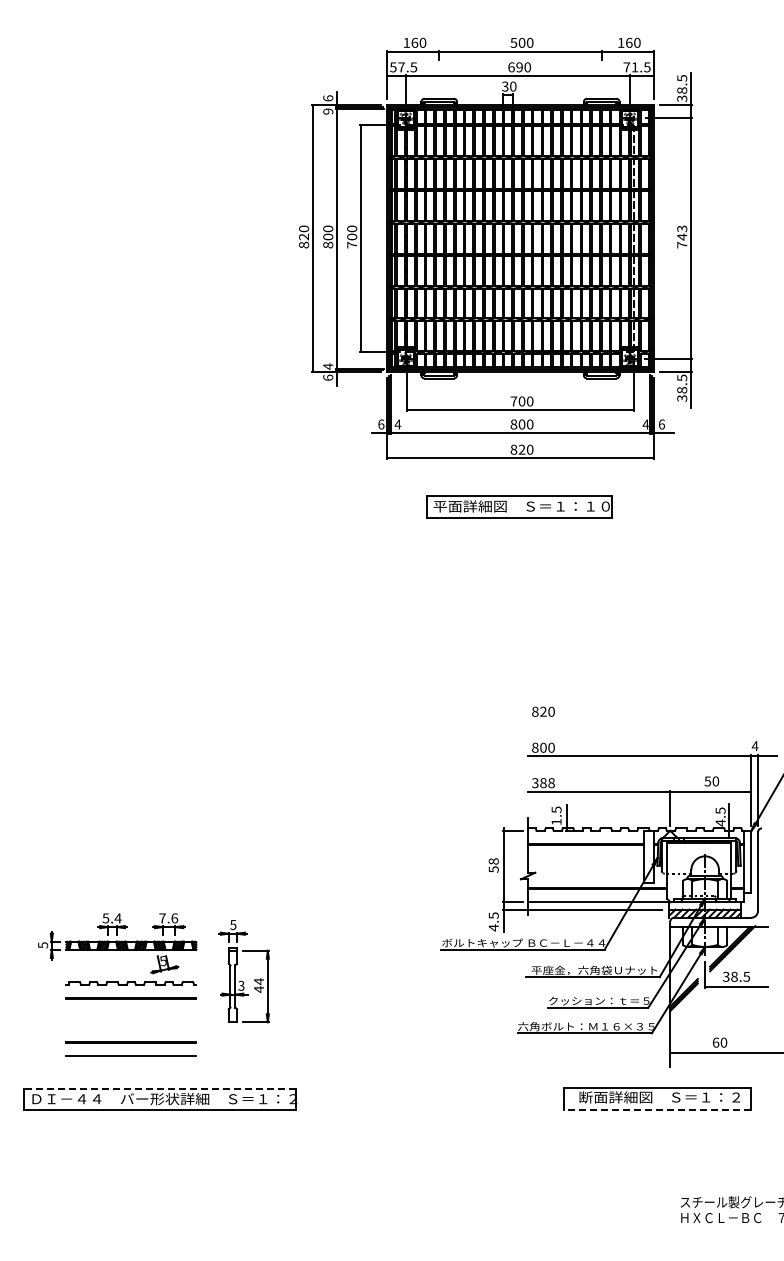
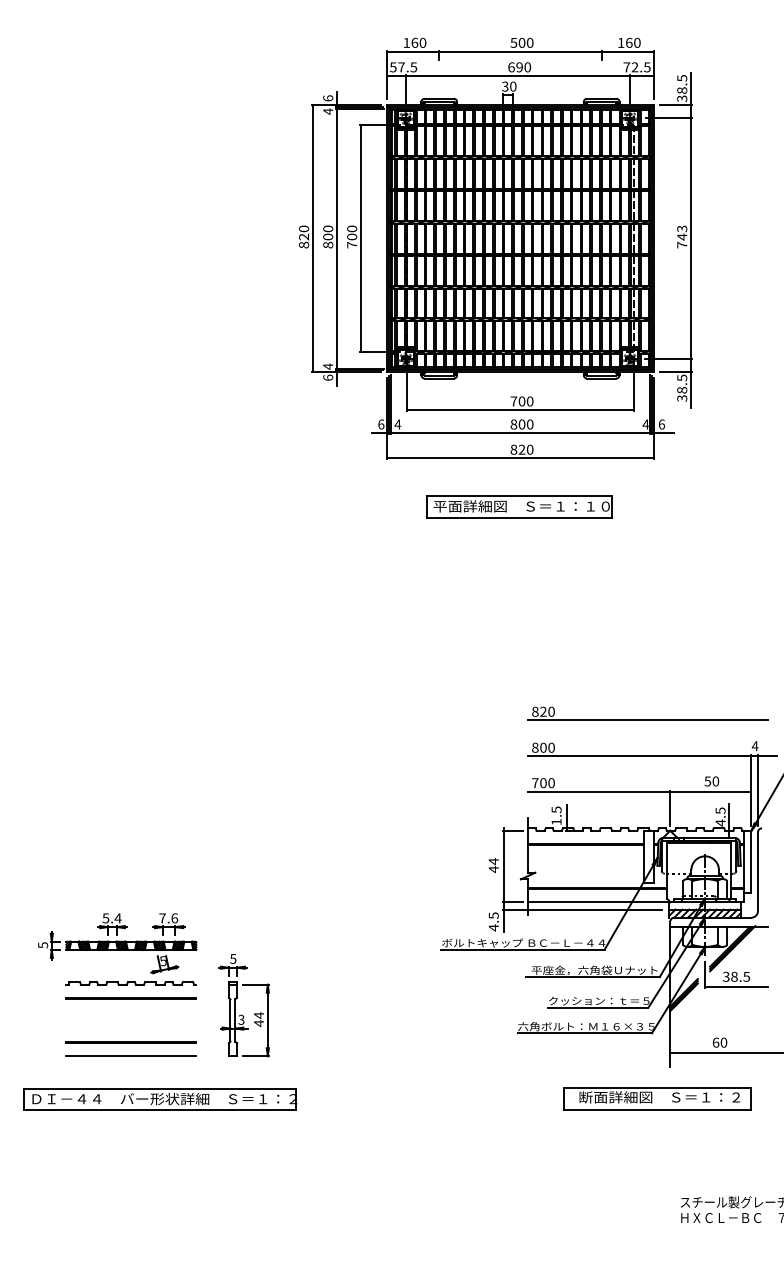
text: 71.5 -> 72.5 (634, 67)
text: 9 -> 4 (328, 111)
line: none -> present (647, 720)
text: 388 -> 700 (543, 783)
text: 58 -> 44 (493, 865)
part position: (235, 971) -> (235, 1005) (235, 1005)
line: dashed -> solid (159, 1088)
line: dashed -> solid (657, 1109)
